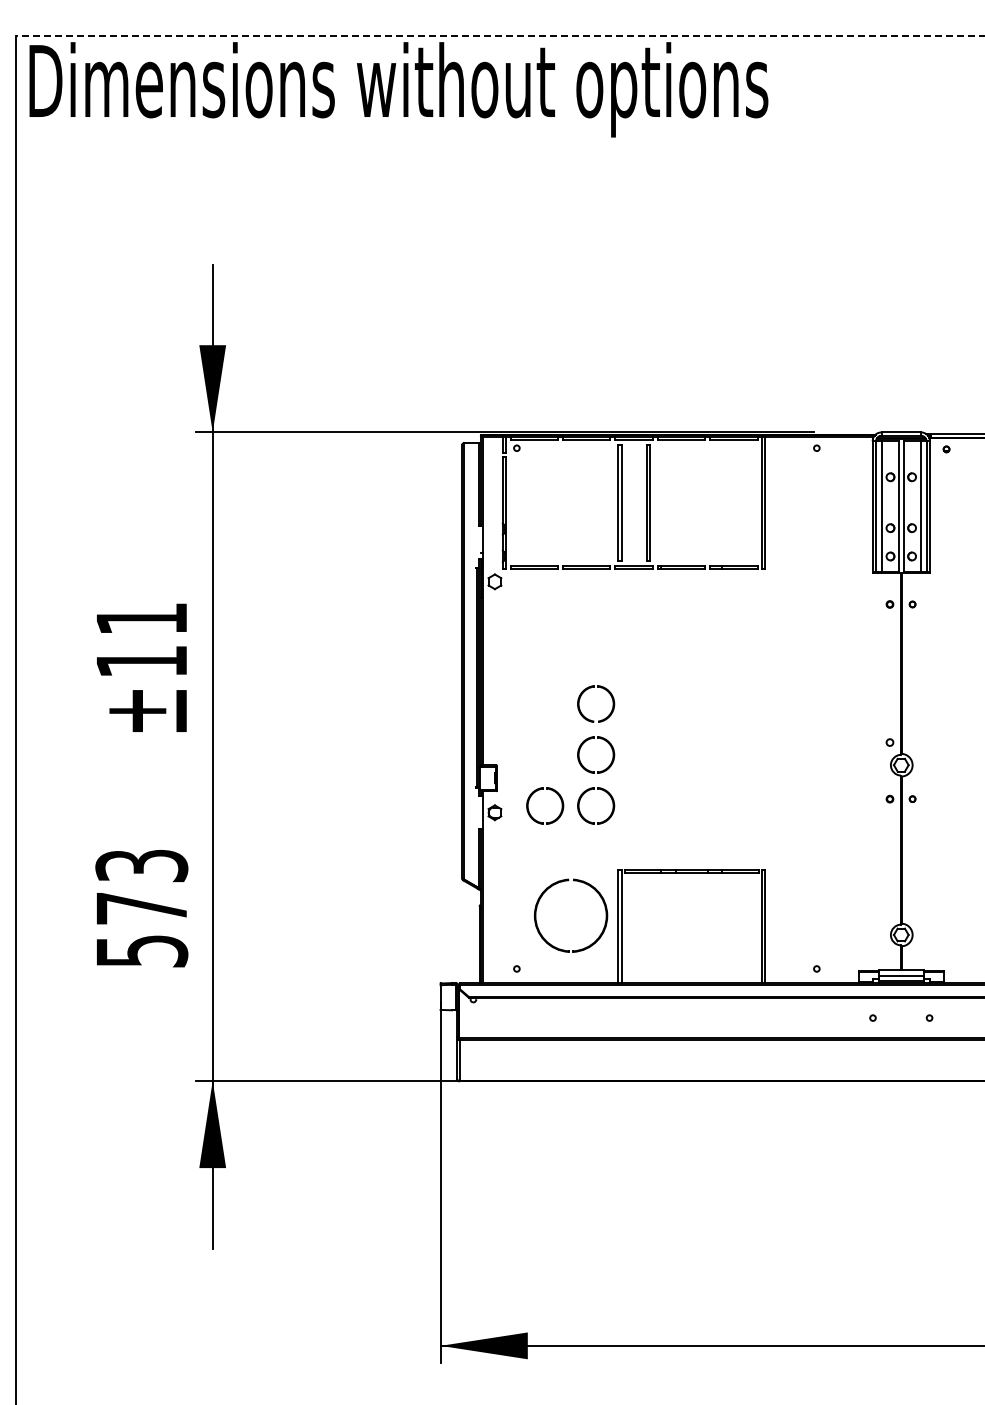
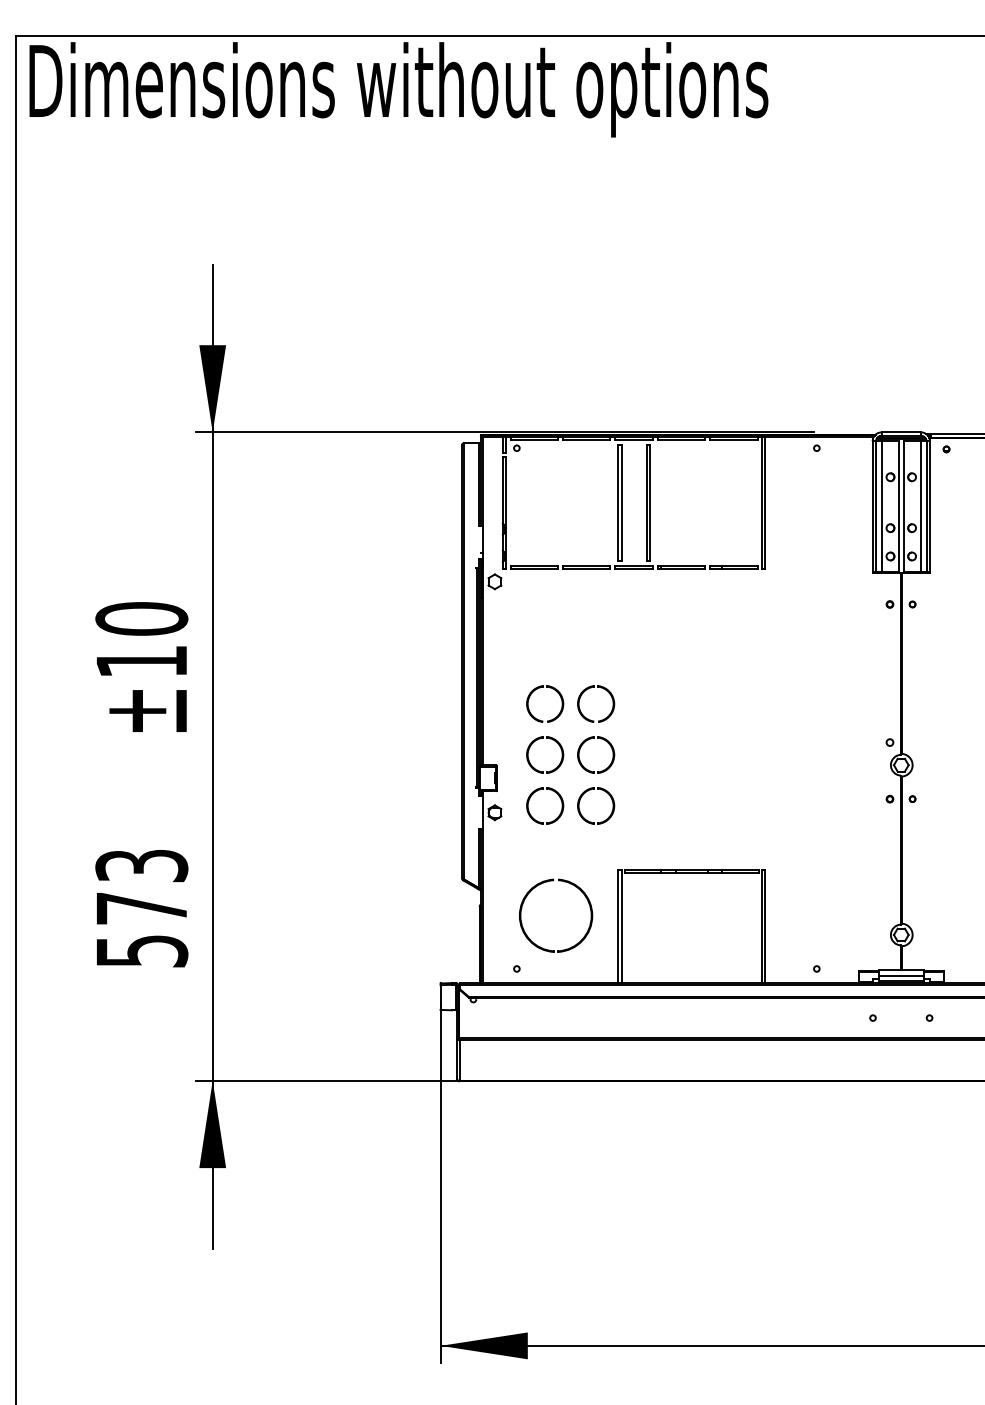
line: dashed -> solid (499, 35)
text: ±11 -> ±10 (141, 618)
part: none -> present (555, 691)
part: none -> present (555, 742)
part position: (590, 887) -> (575, 887) (575, 887)
